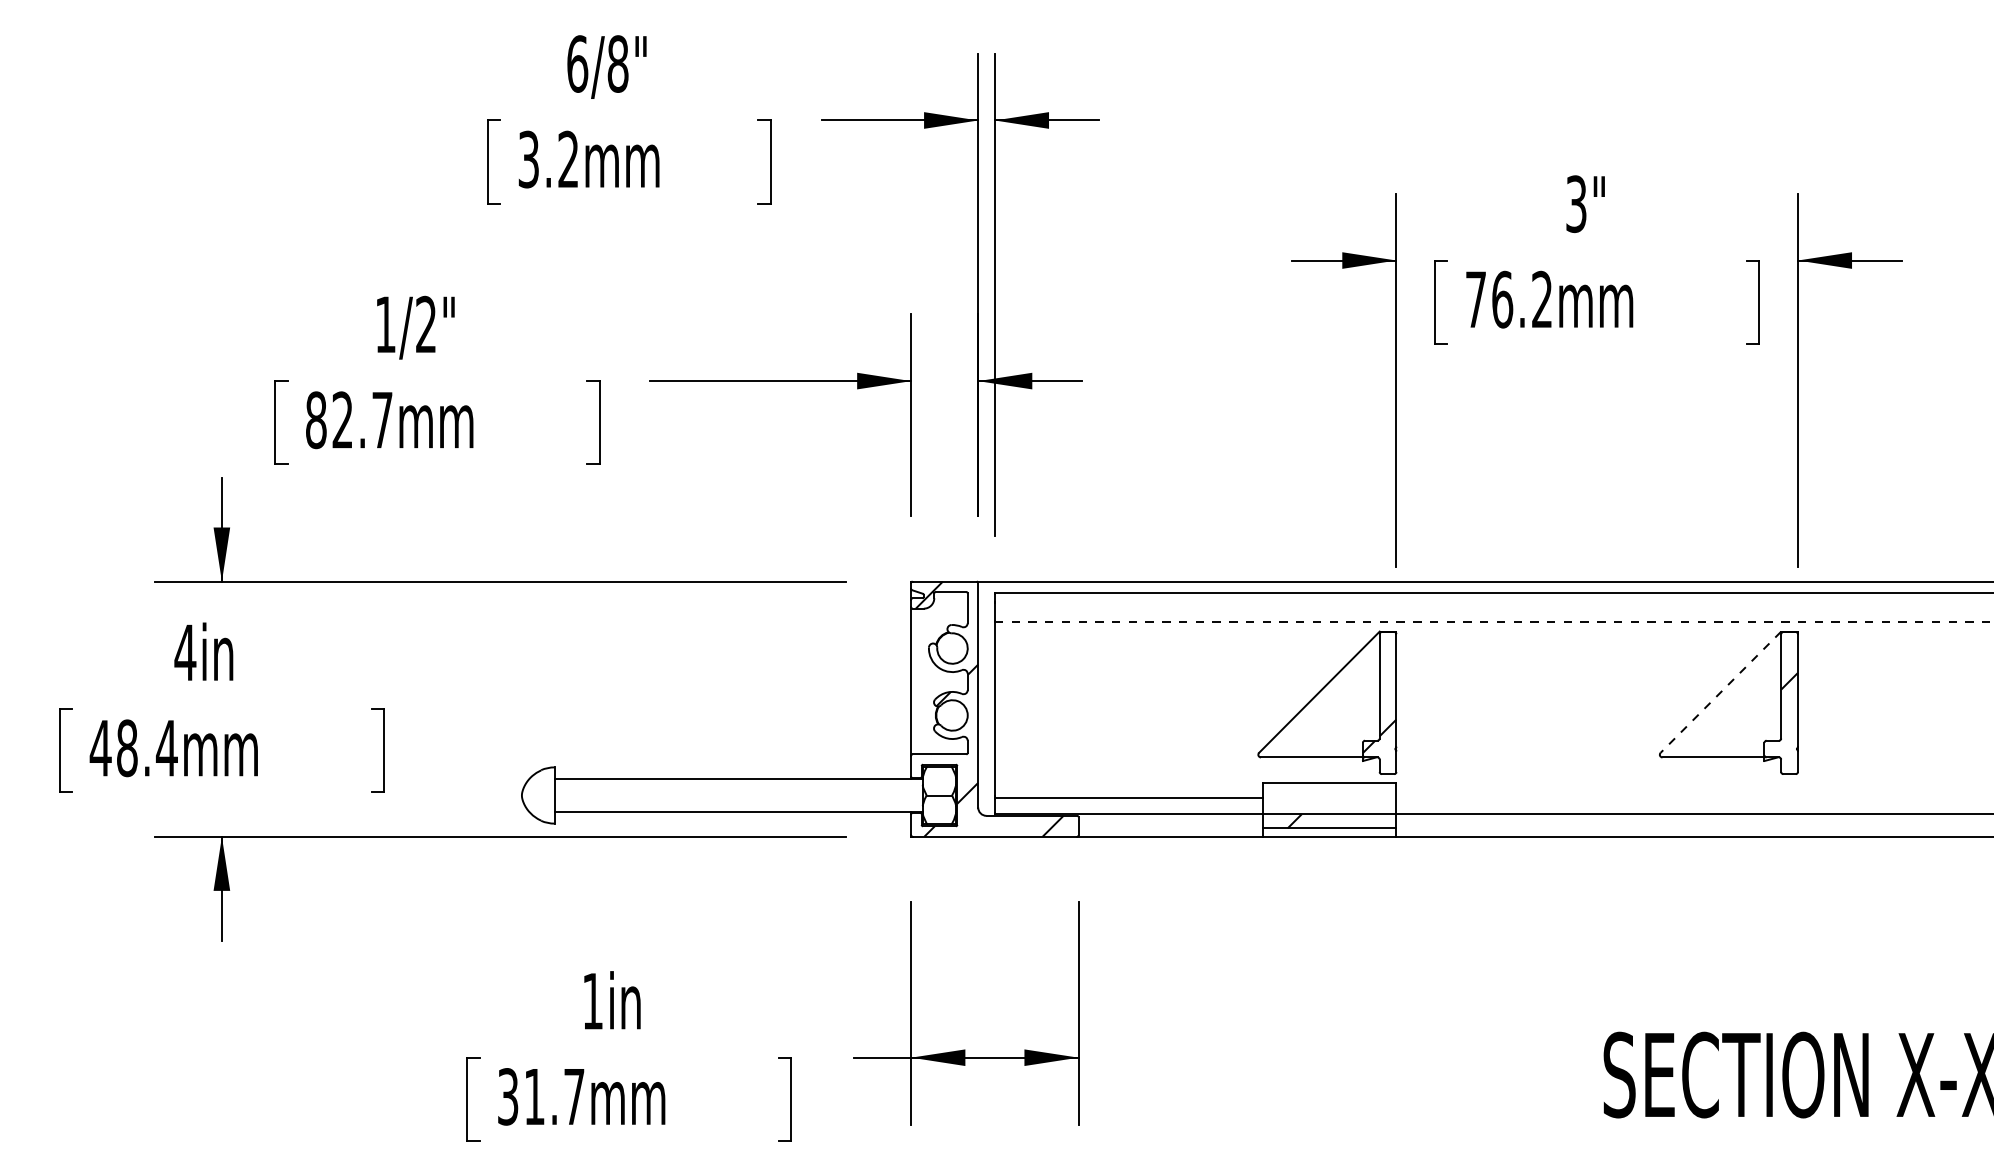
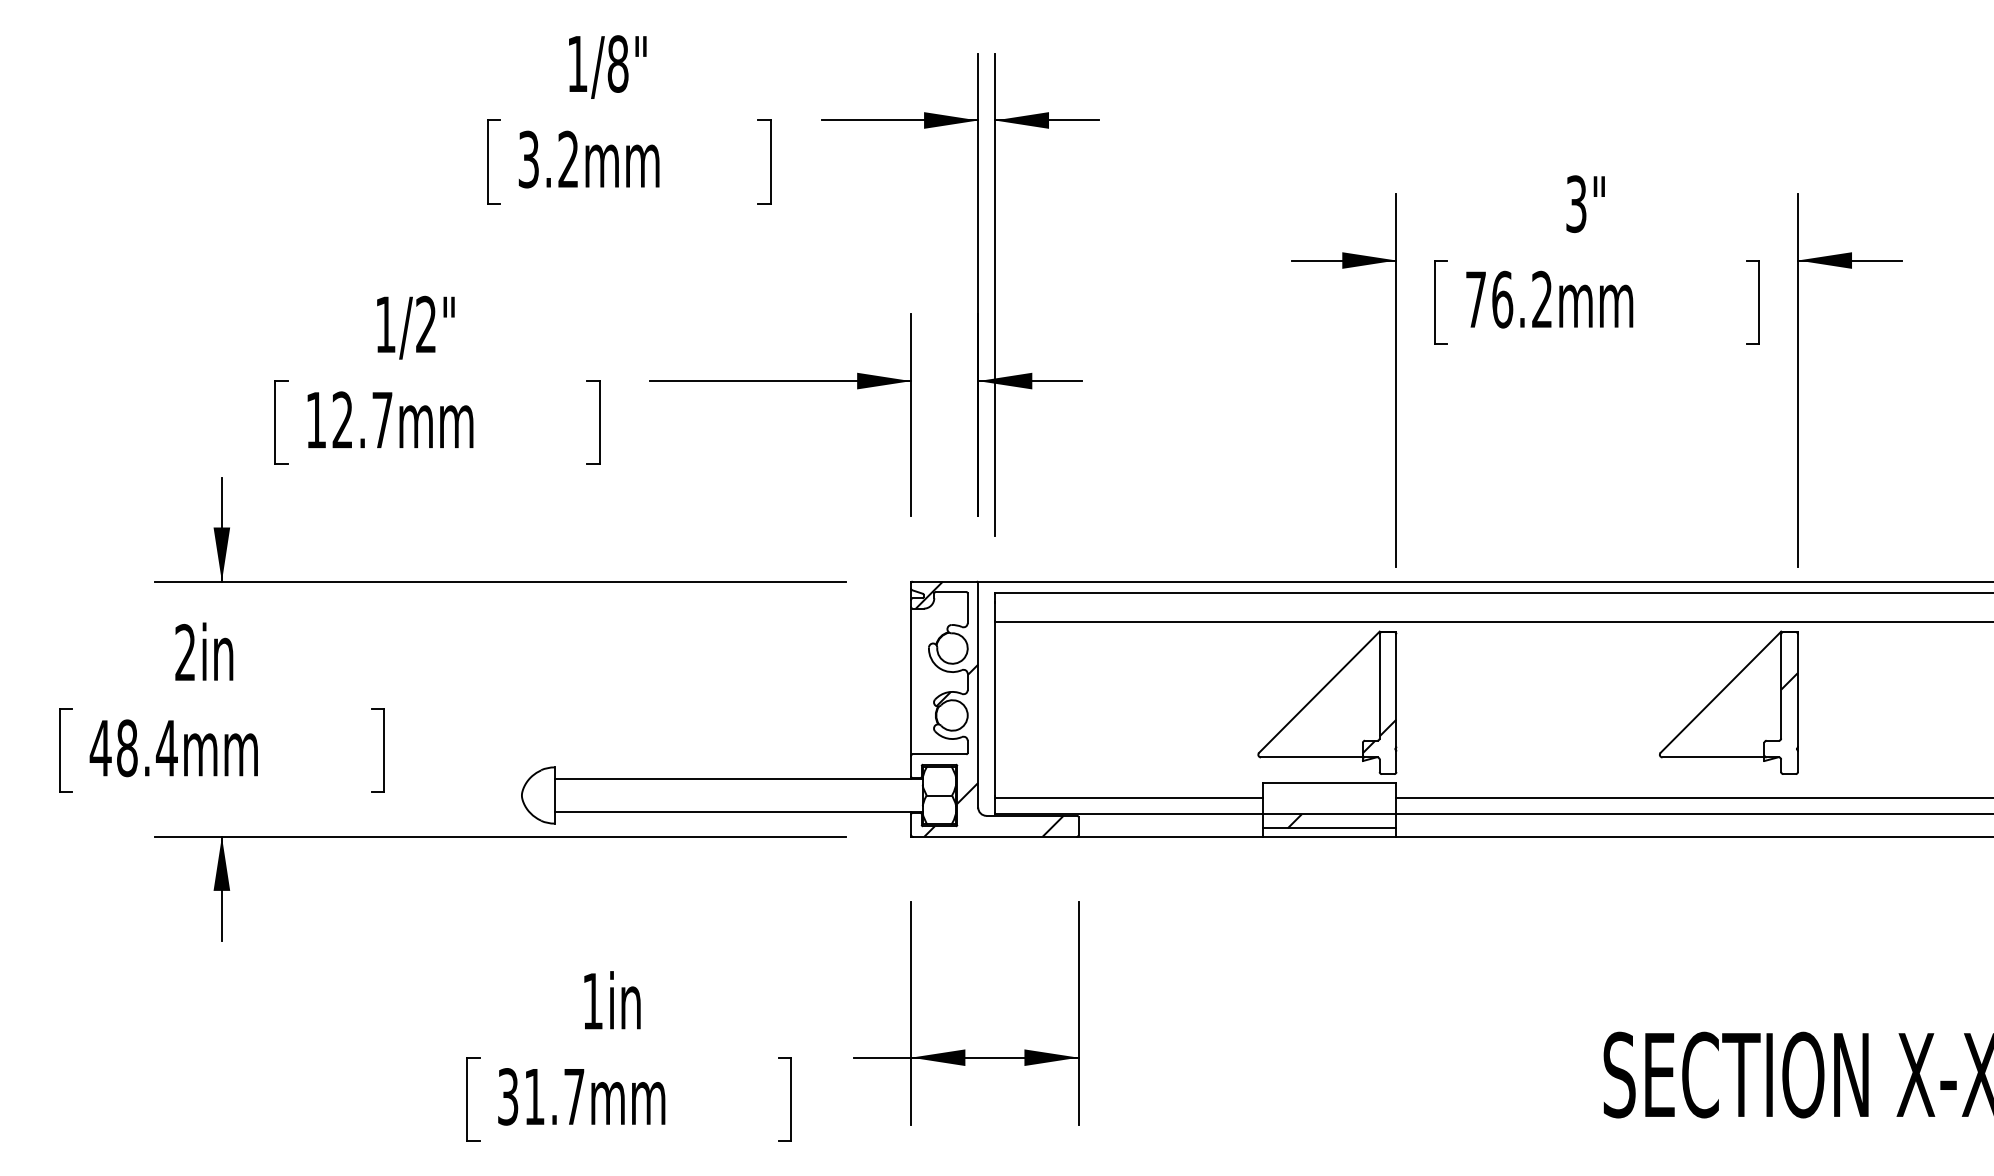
text: 6/8" -> 1/8" (577, 63)
text: 82.7mm -> 12.7mm (316, 420)
line: dashed -> solid (1494, 621)
text: 4in -> 2in (185, 651)
line: dashed -> solid (1720, 692)
line: none -> present (1693, 797)
